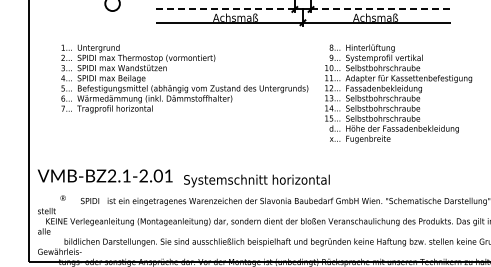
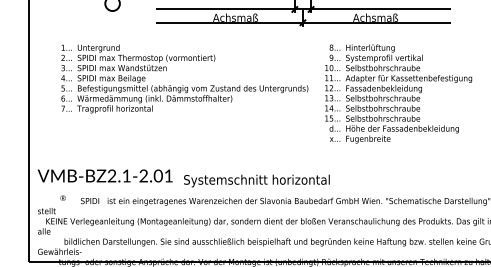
line: dashed -> solid (225, 9)
line: dashed -> solid (381, 9)
